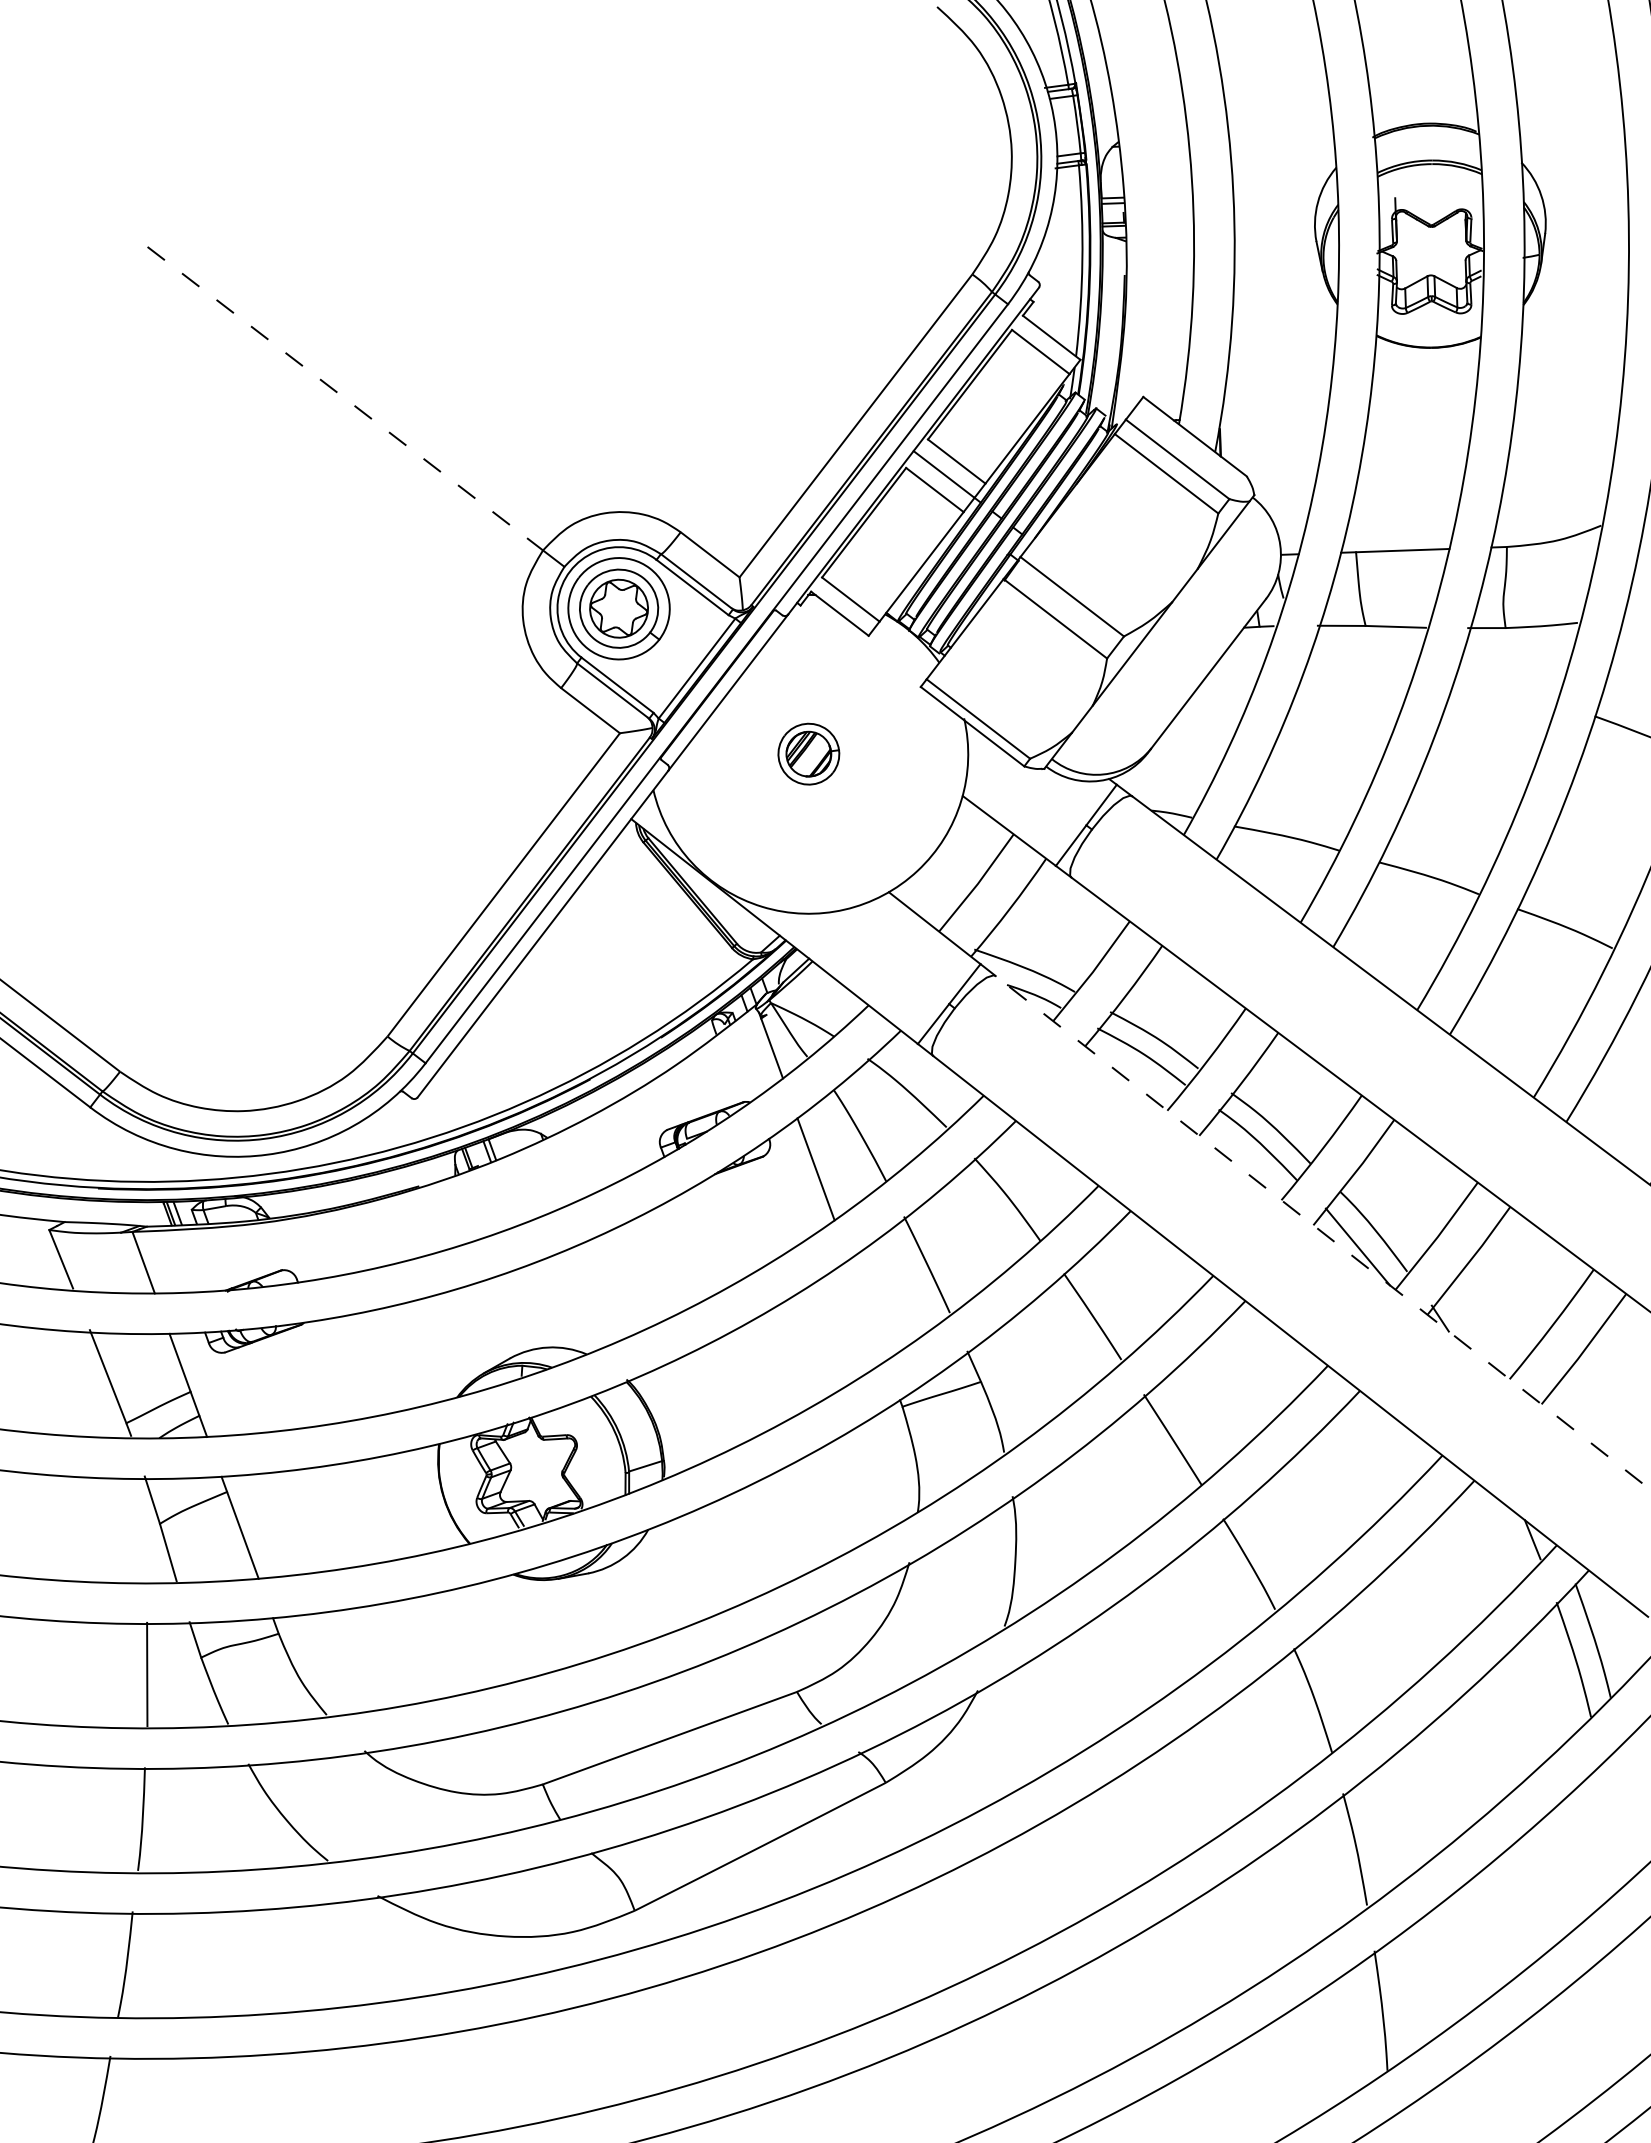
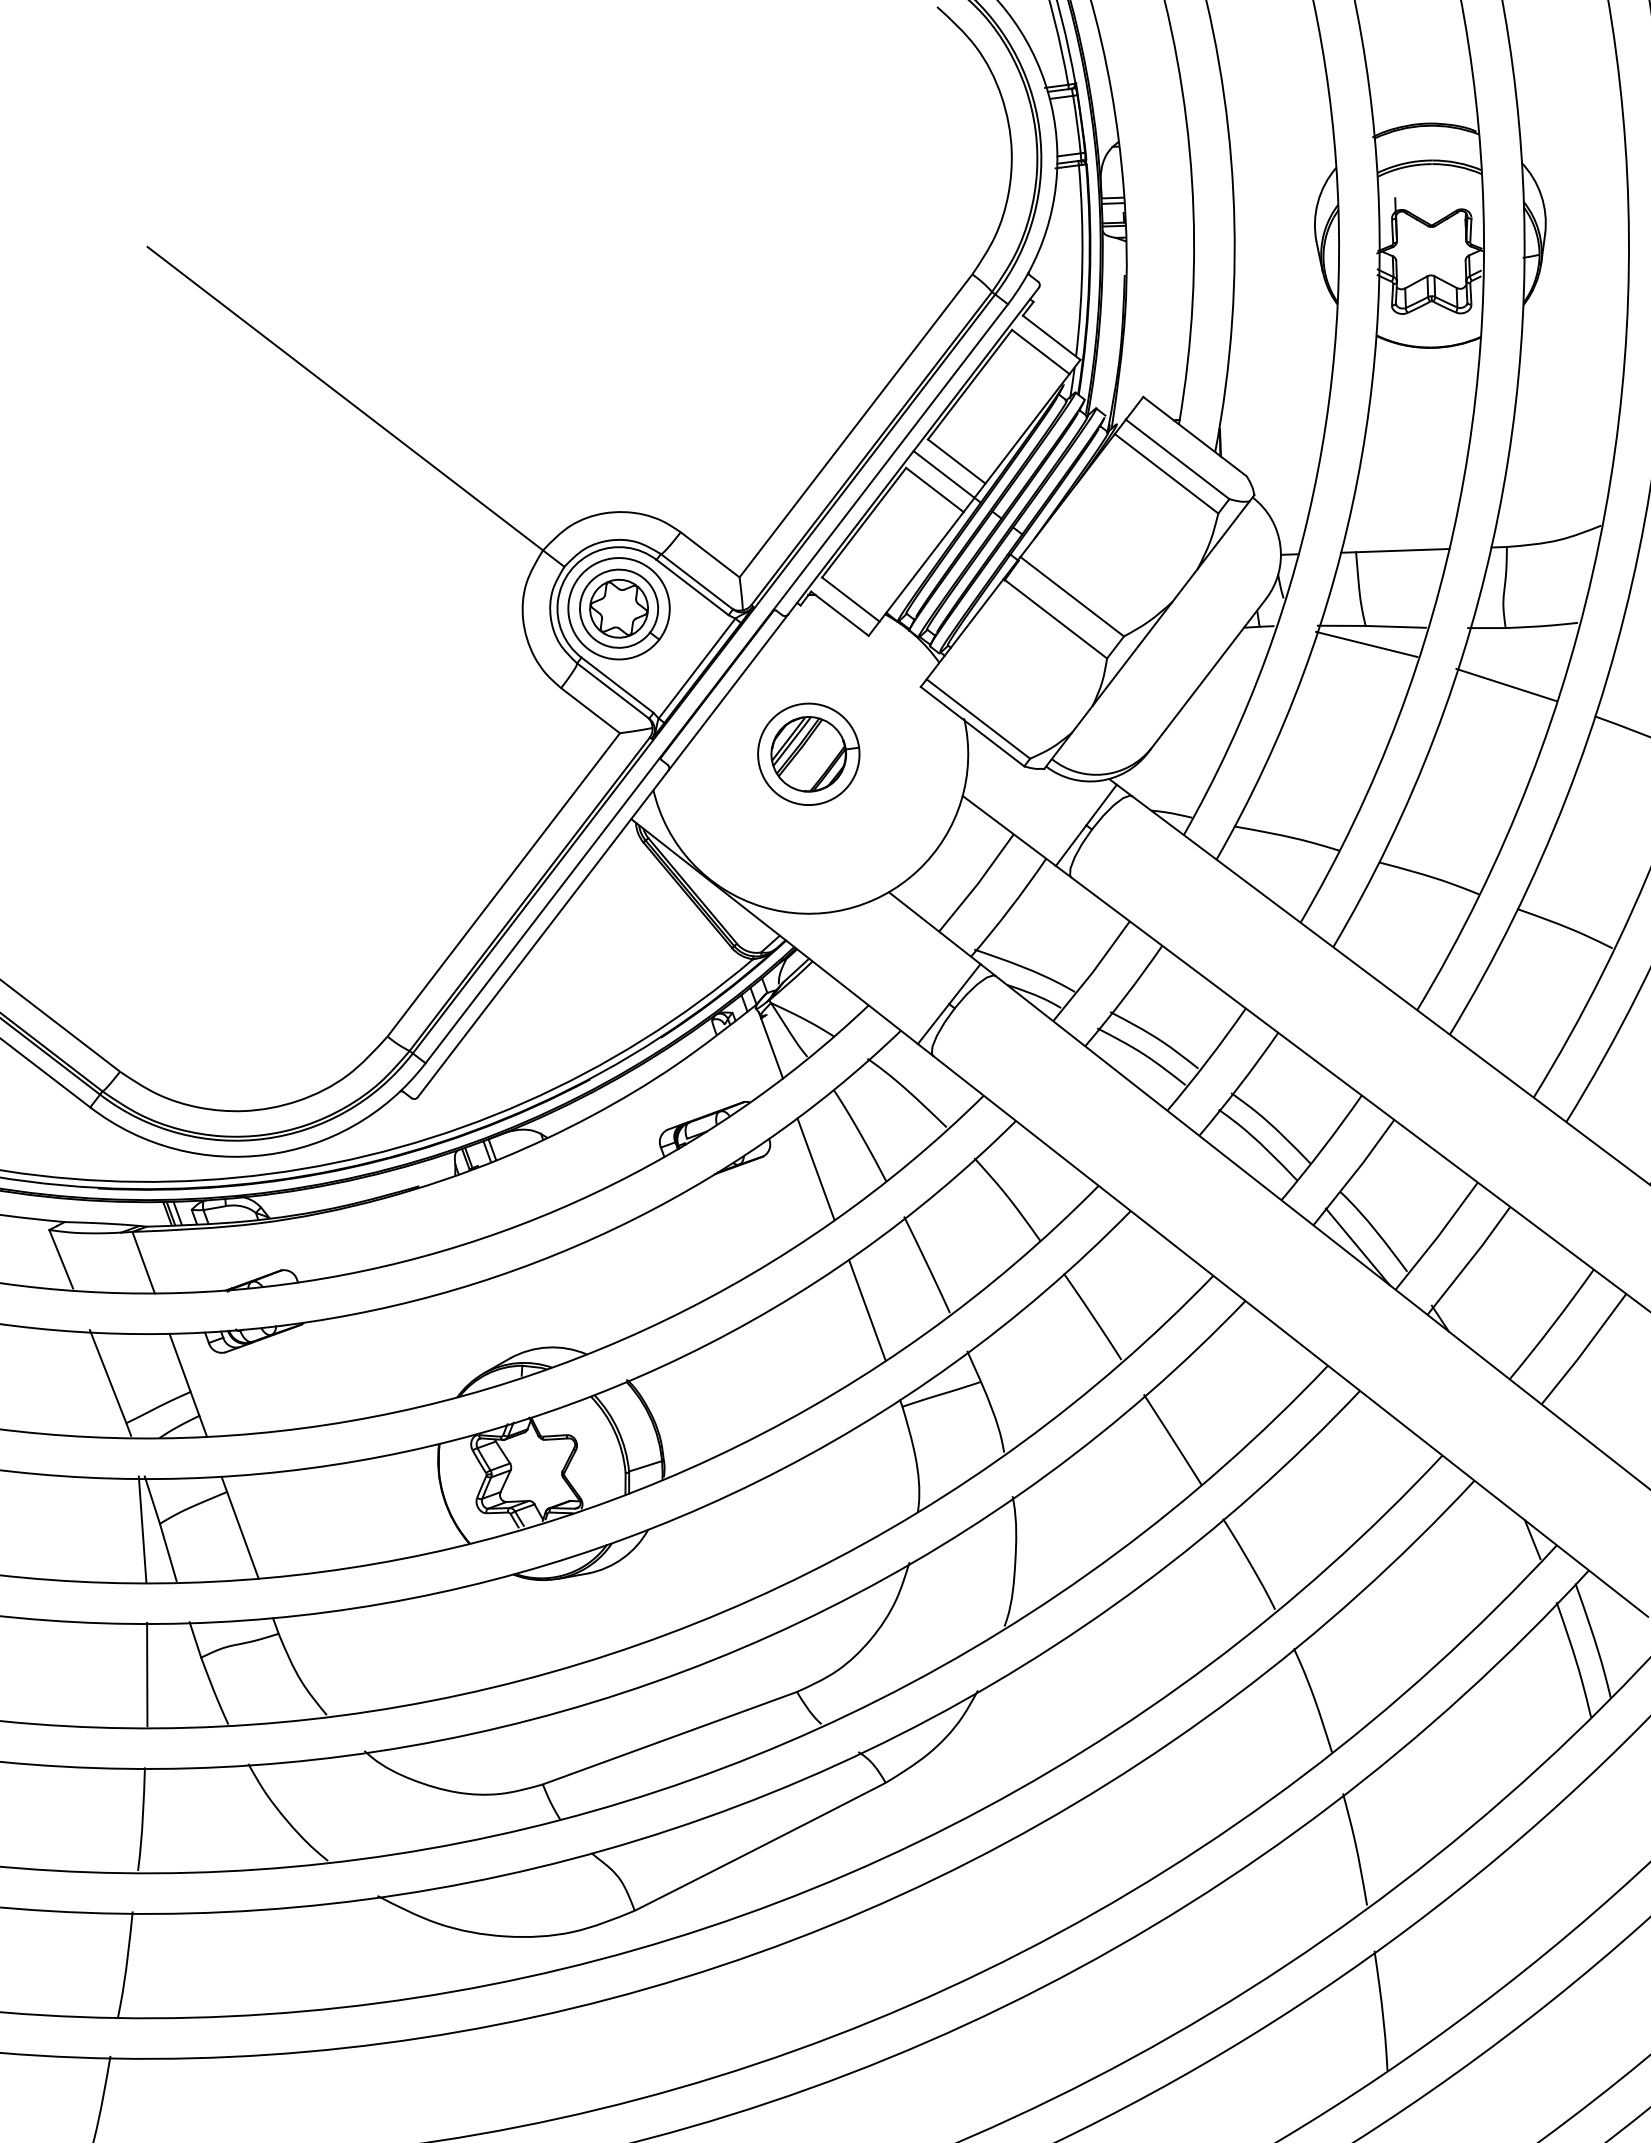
line: dashed -> solid (345, 399)
line: none -> present (1366, 643)
line: none -> present (1506, 684)
part size: 64x64 px -> 104x104 px (808, 753)
line: dashed -> solid (1322, 1232)
line: none -> present (867, 1310)
line: none -> present (142, 1529)
